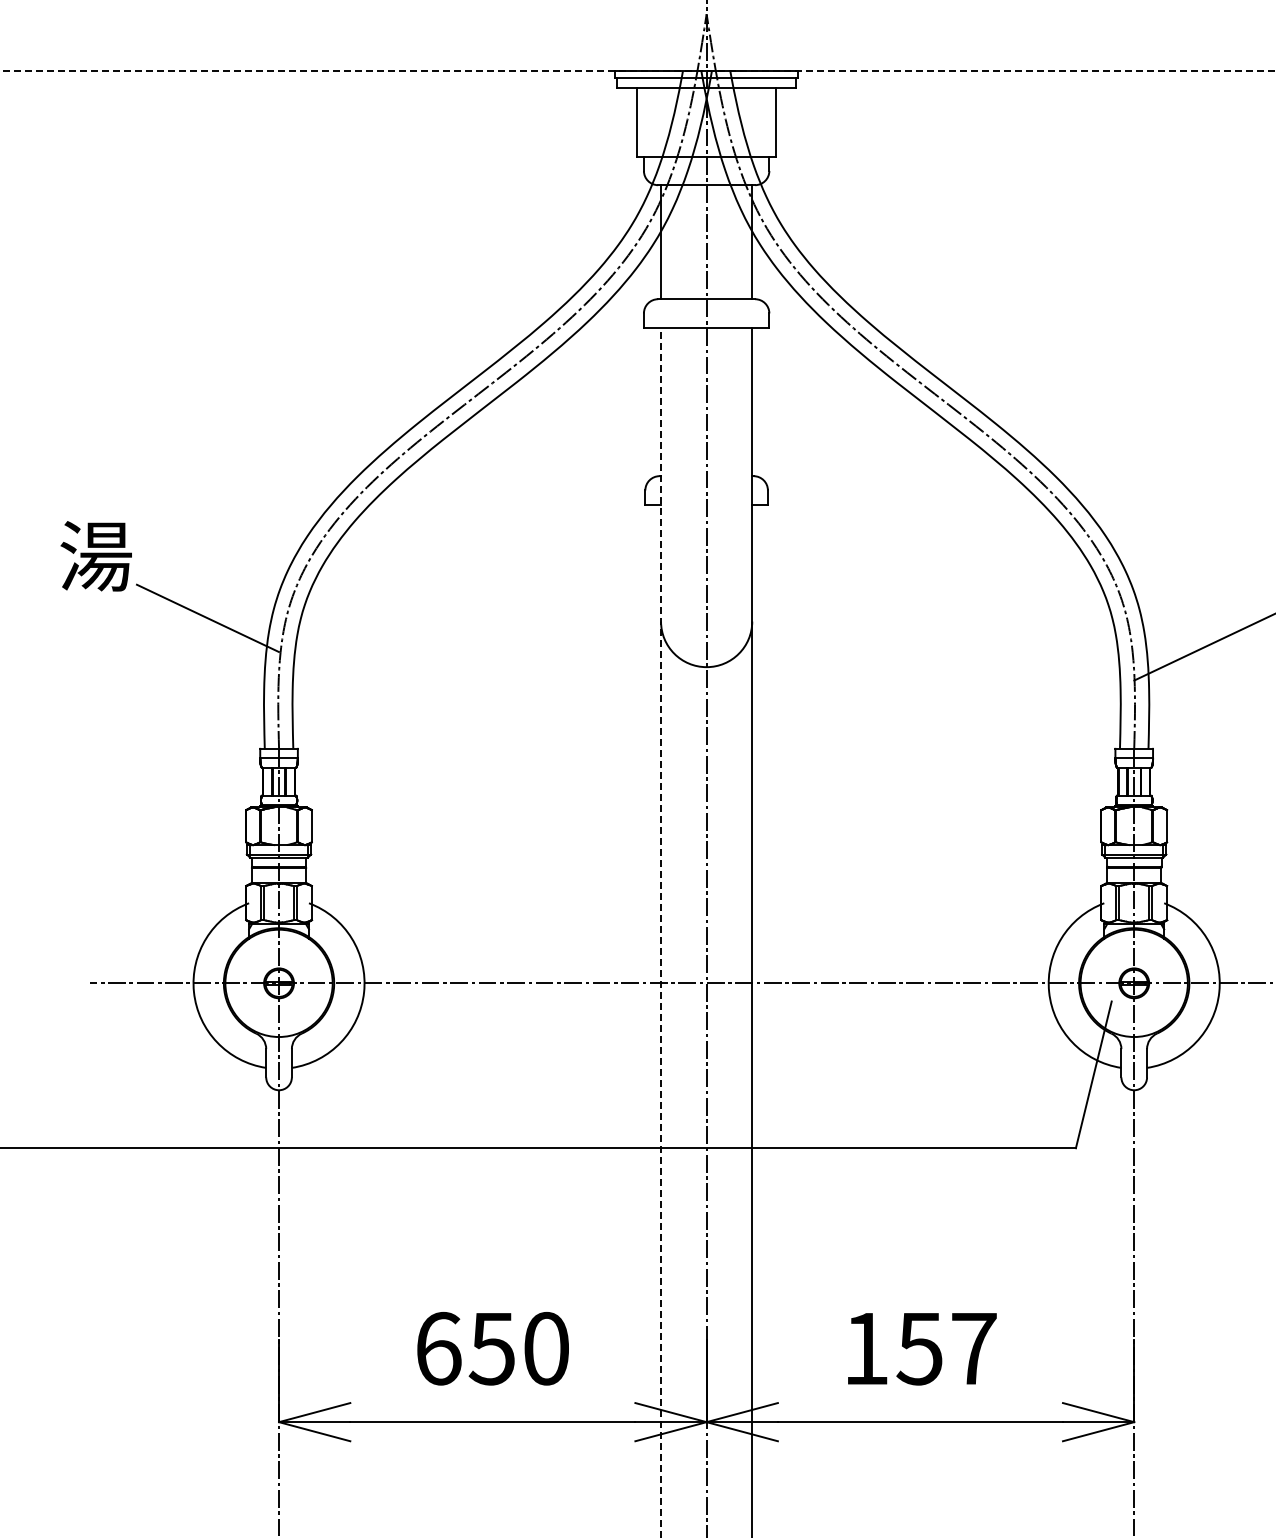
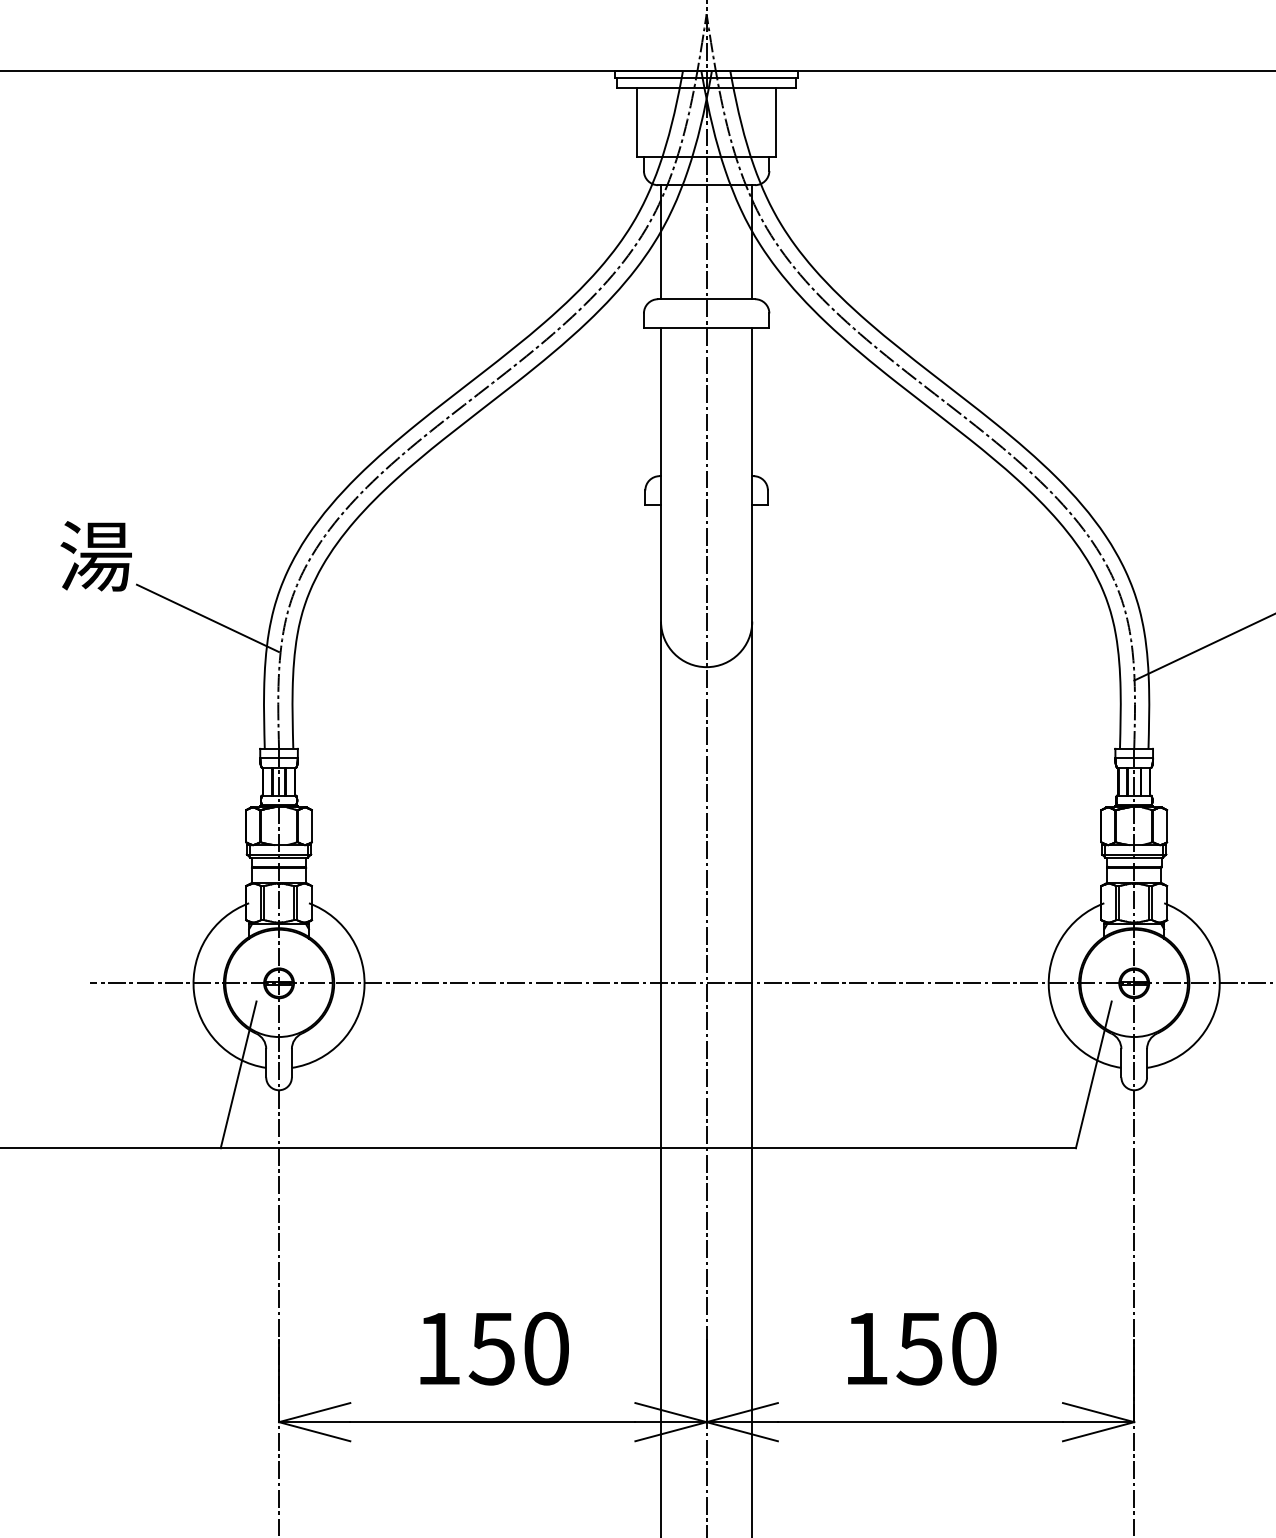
line: dashed -> solid (637, 71)
line: dashed -> solid (661, 932)
line: none -> present (238, 1074)
text: 650 -> 150 (439, 1348)
text: 157 -> 150 (974, 1348)
